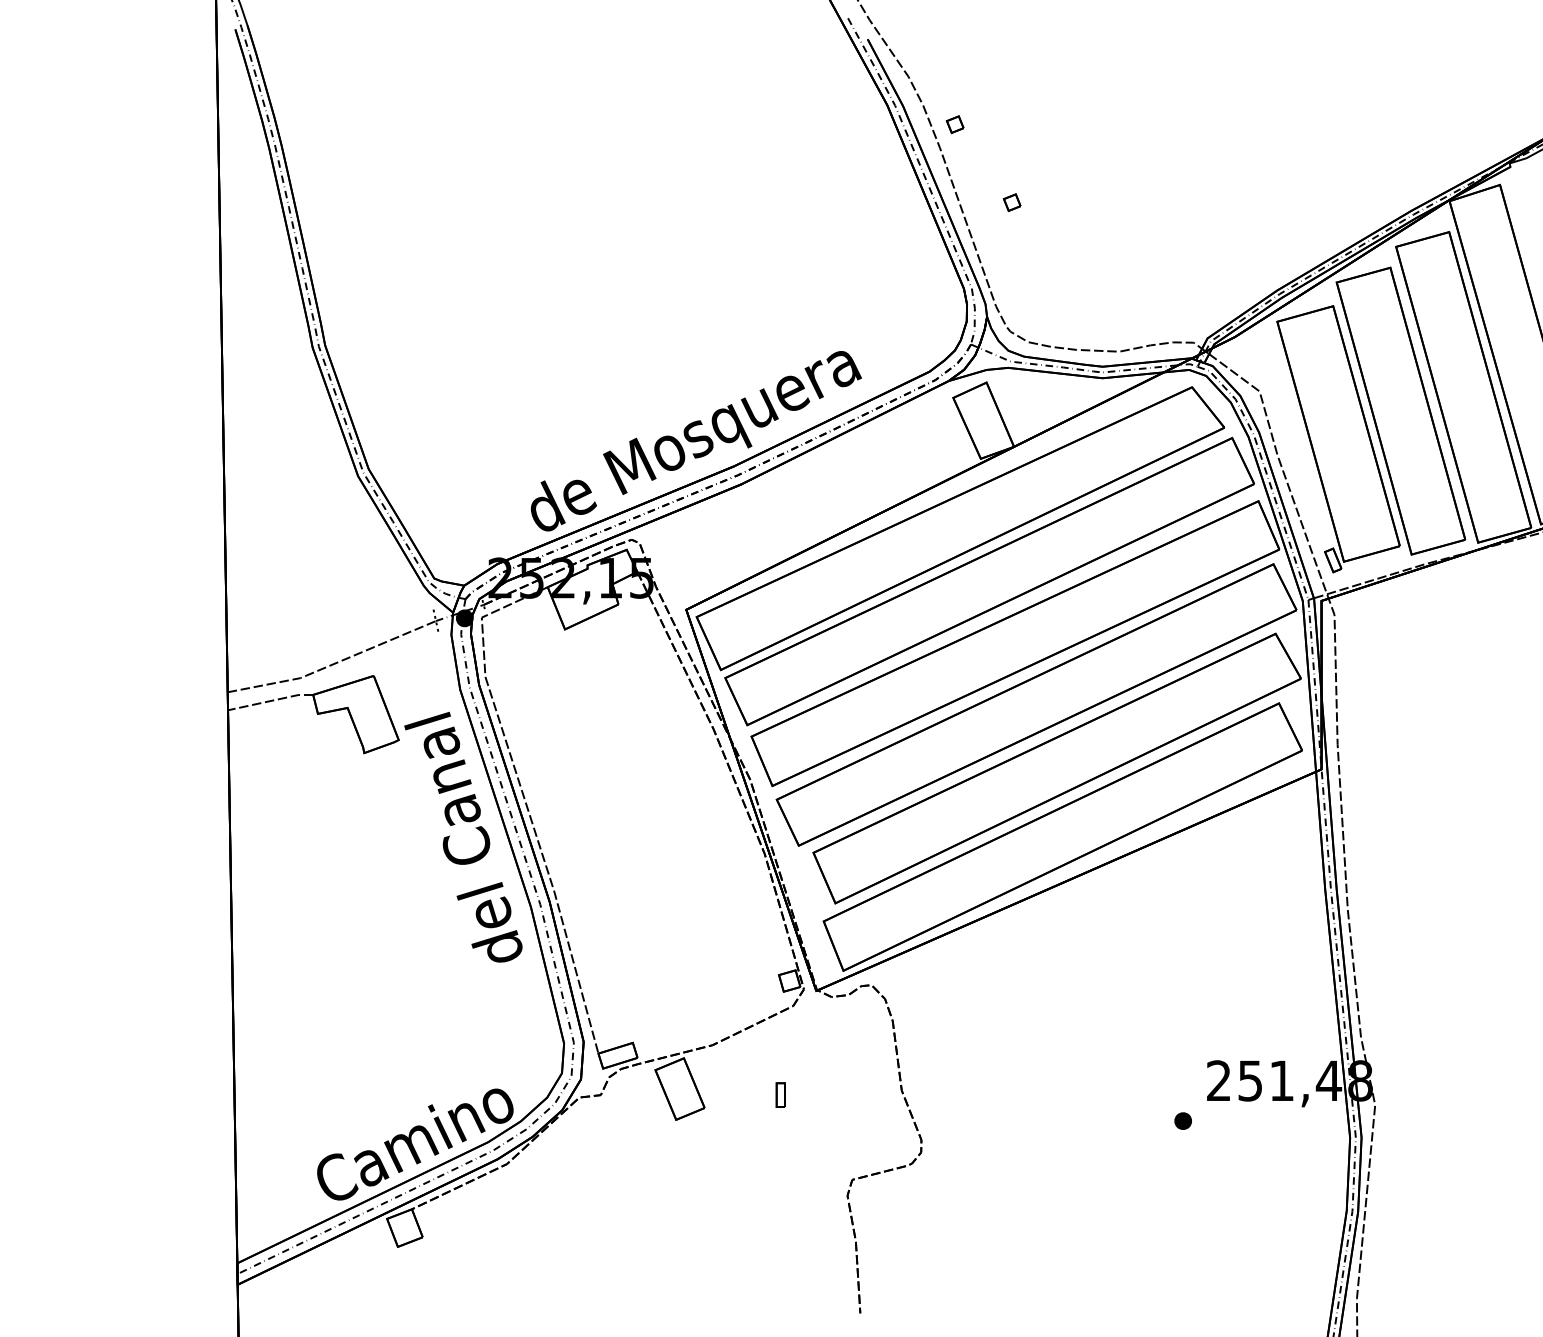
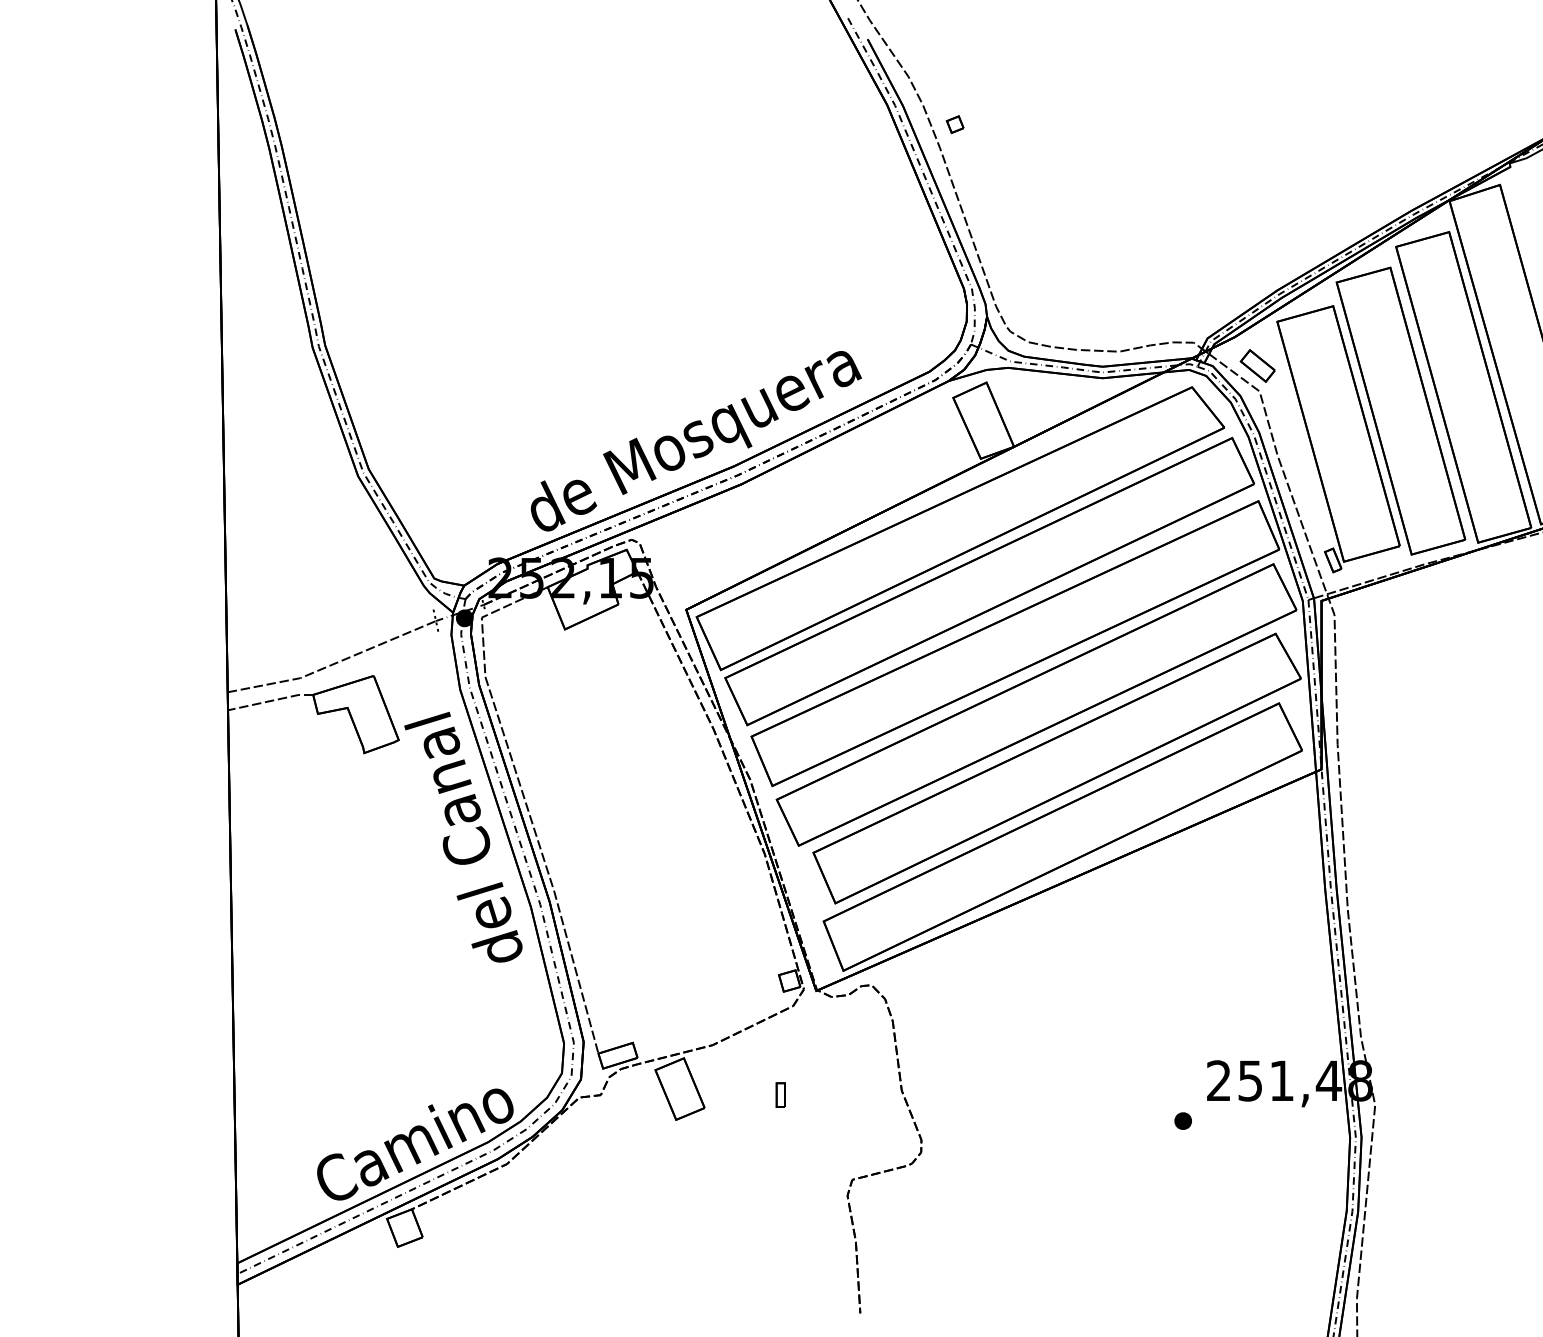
part: present -> none (1011, 202)
part: none -> present (1257, 365)
